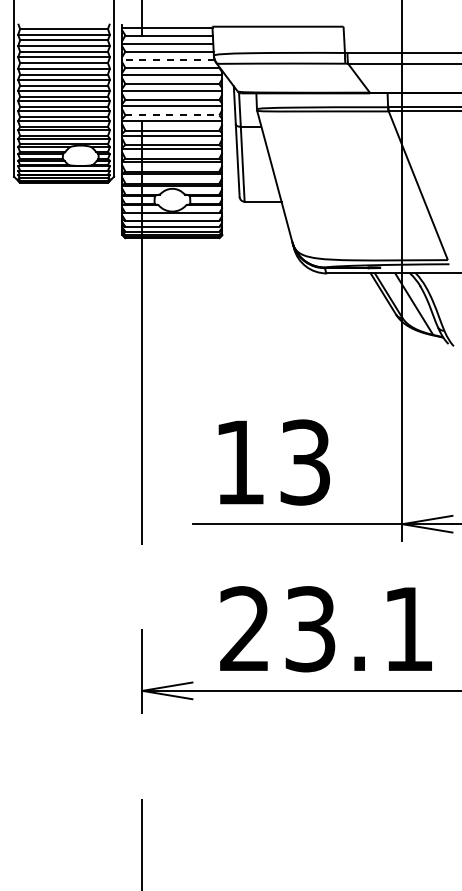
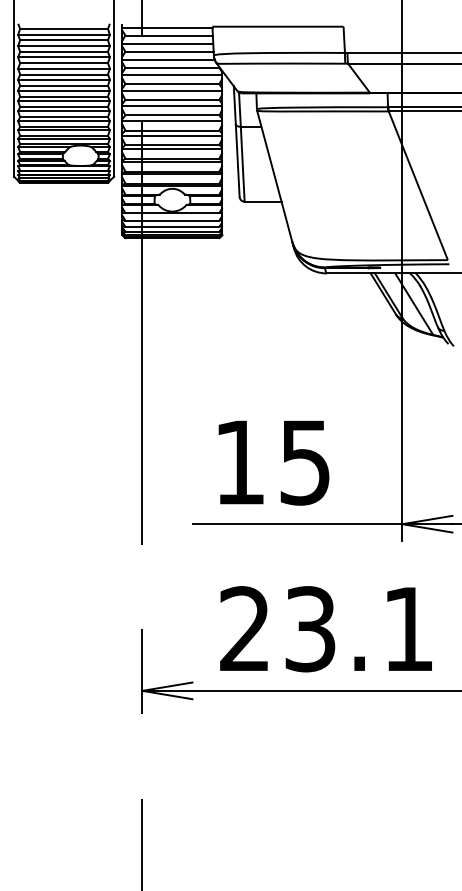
line: dashed -> solid (168, 59)
line: dashed -> solid (172, 115)
text: 13 -> 15 (305, 462)
